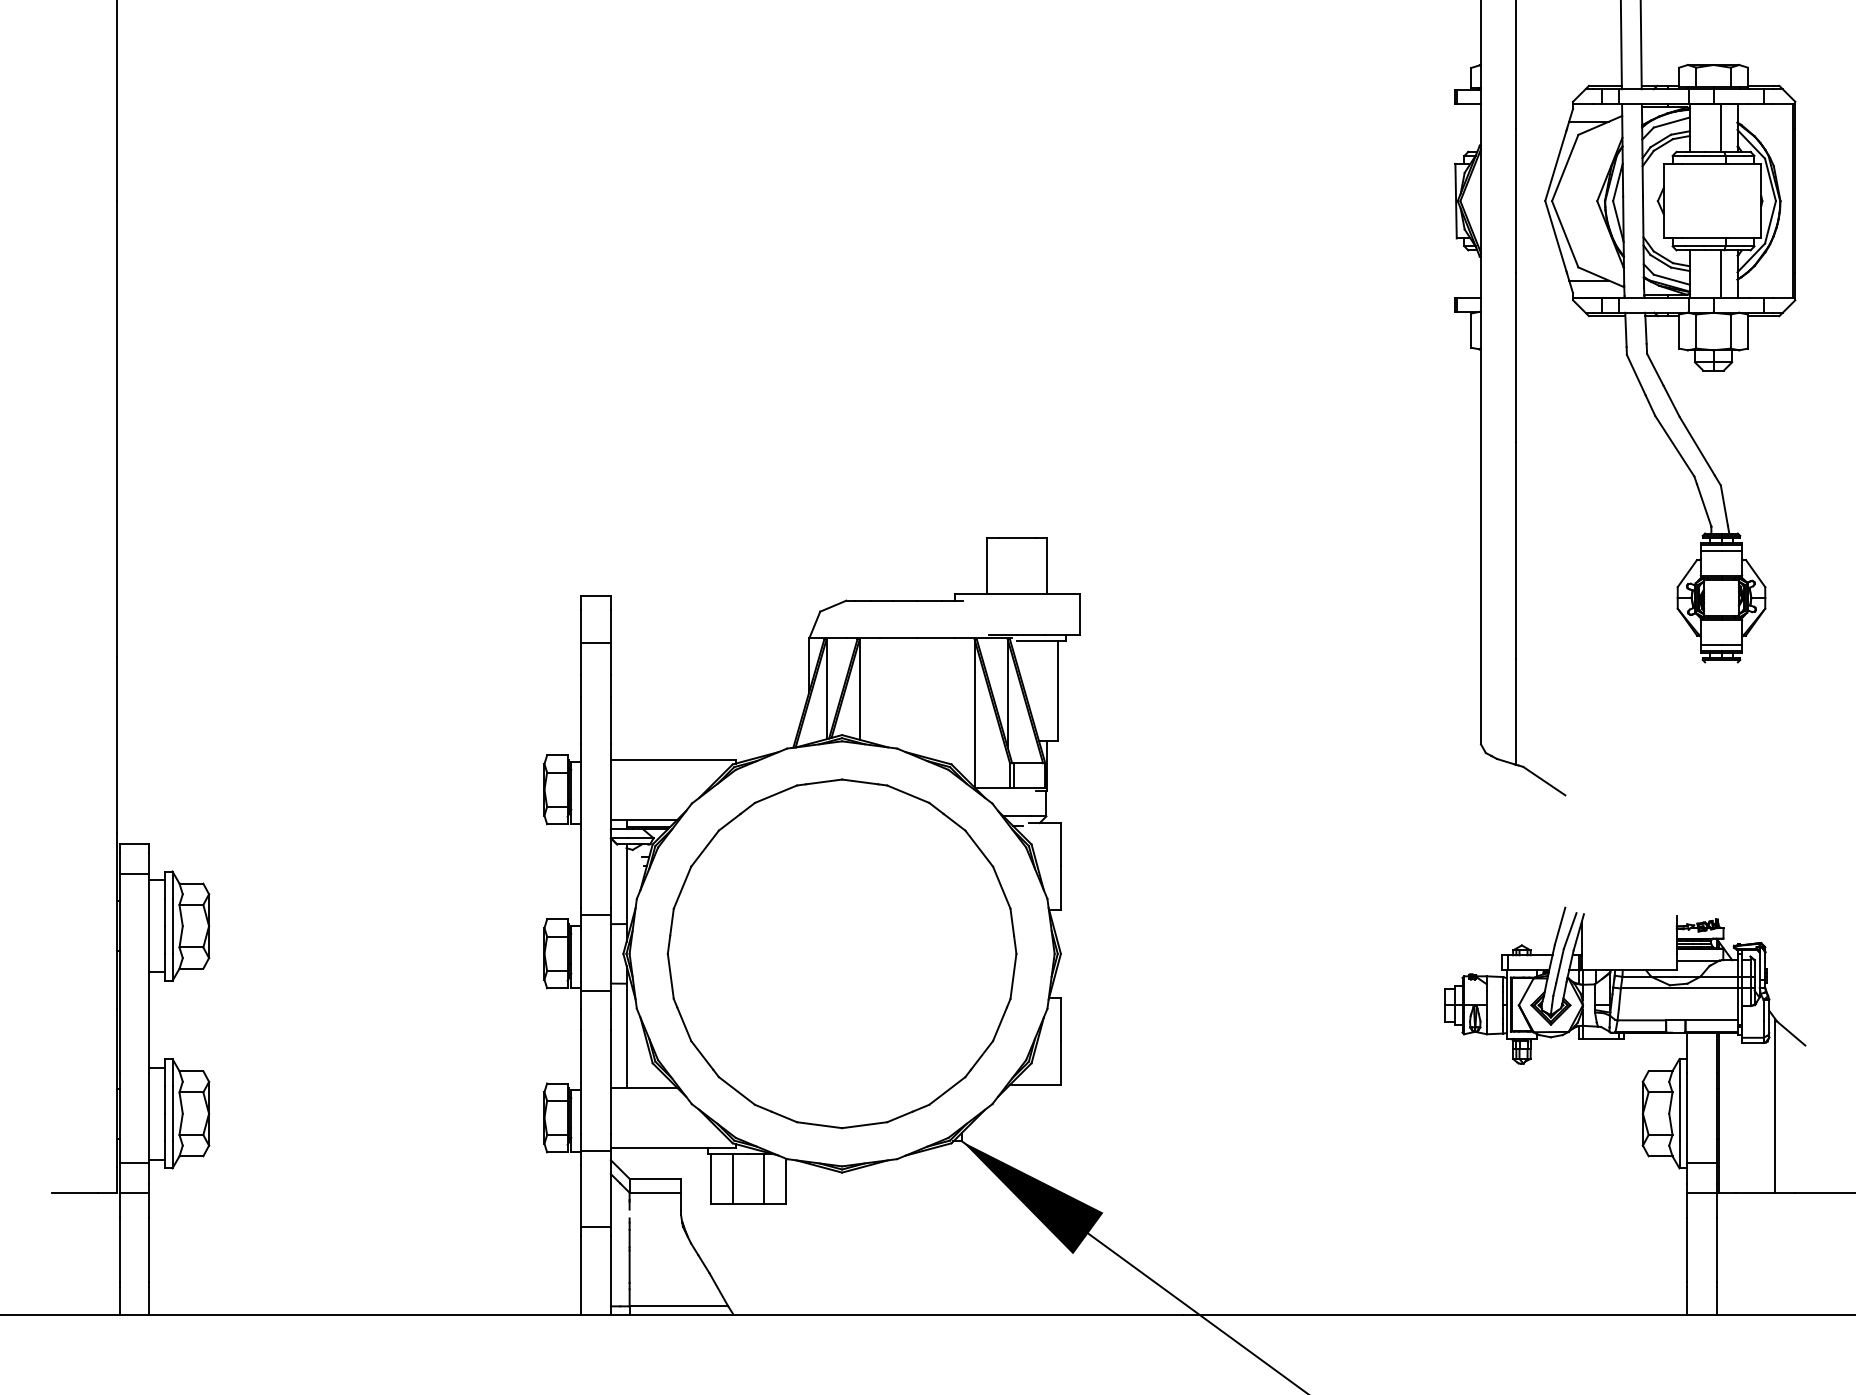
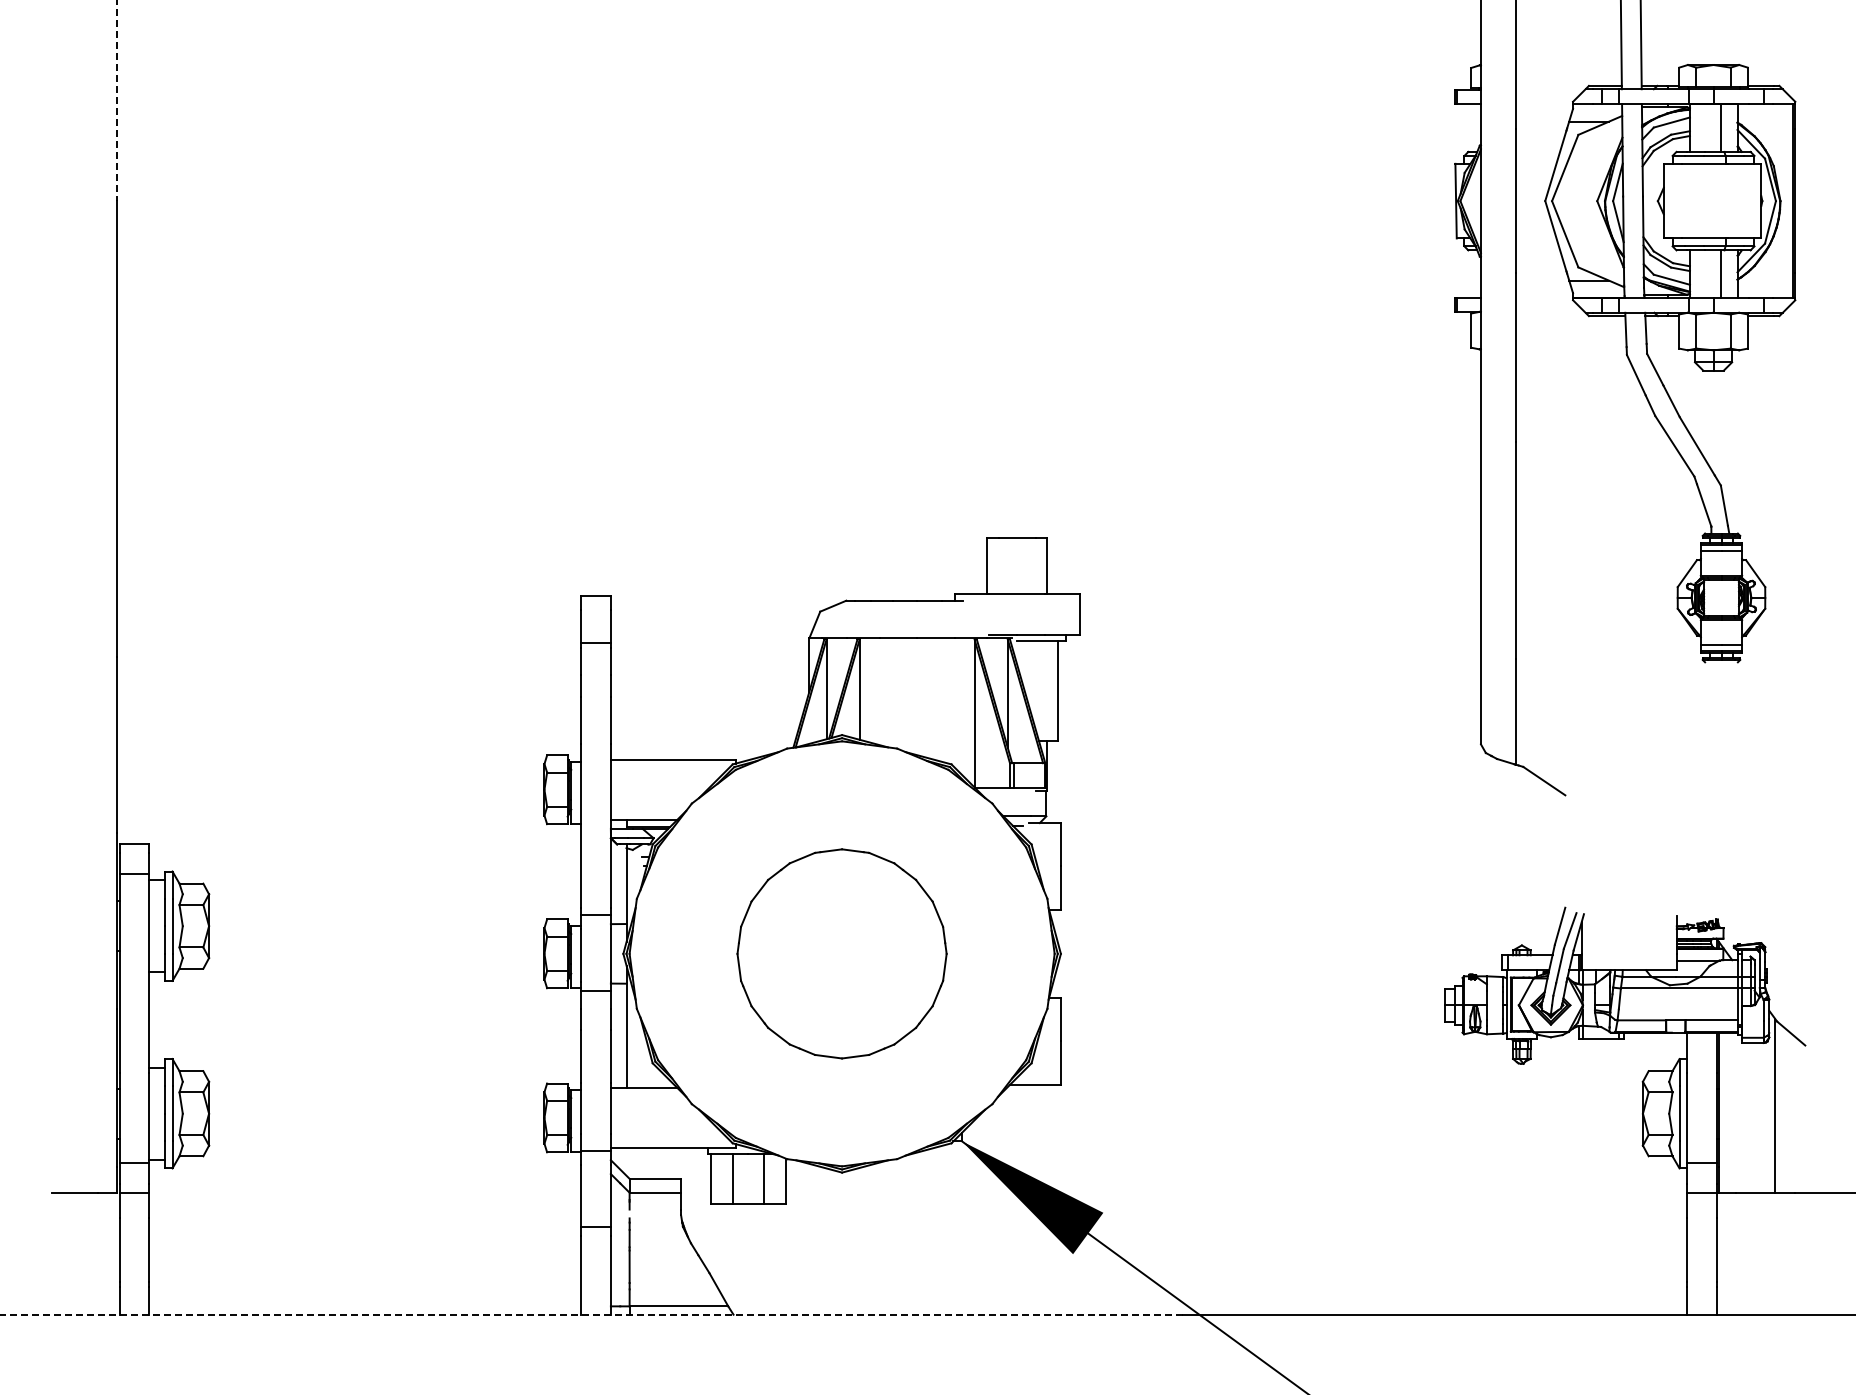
line: solid -> dashed (117, 101)
part size: 352x352 px -> 212x212 px (841, 953)
line: solid -> dashed (591, 1314)
